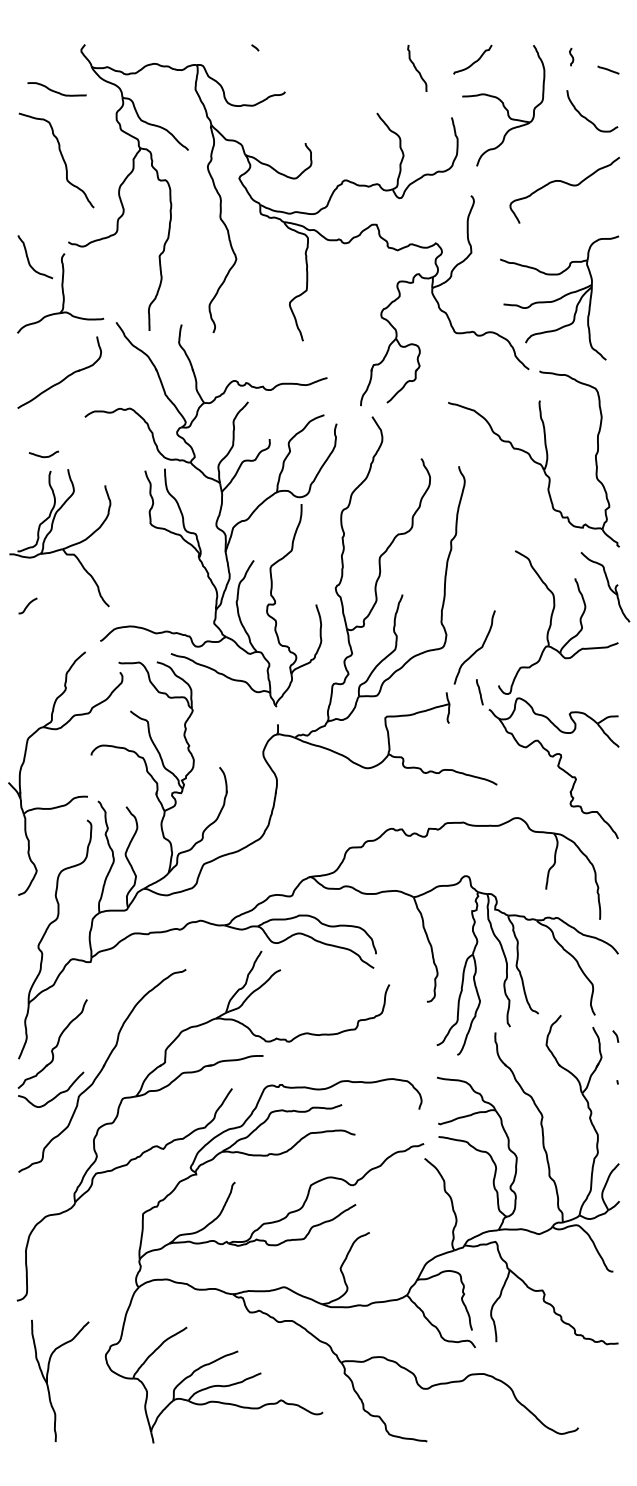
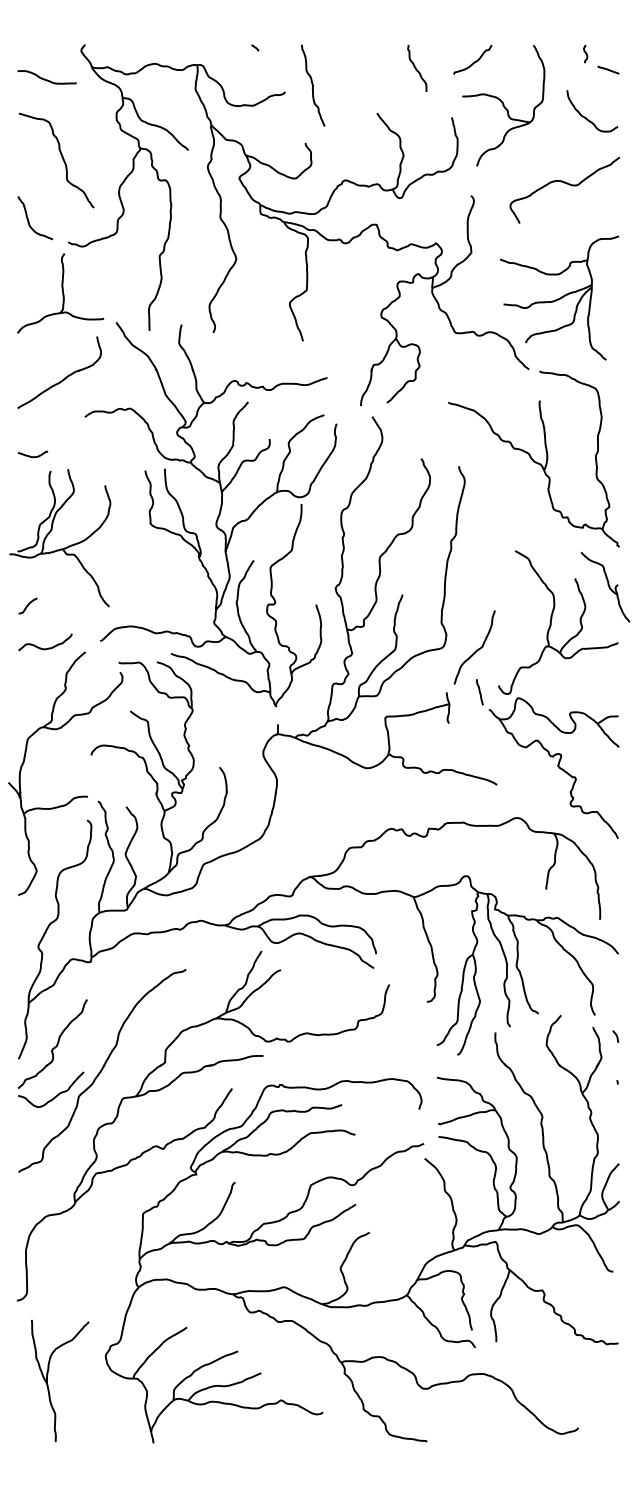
curve position: (571, 56) -> (585, 53) (585, 53)
curve: none -> present (313, 85)
curve position: (56, 91) -> (46, 79) (46, 79)
curve position: (29, 260) -> (29, 221) (29, 221)
curve position: (43, 456) -> (32, 456) (32, 456)
curve: none -> present (48, 647)
